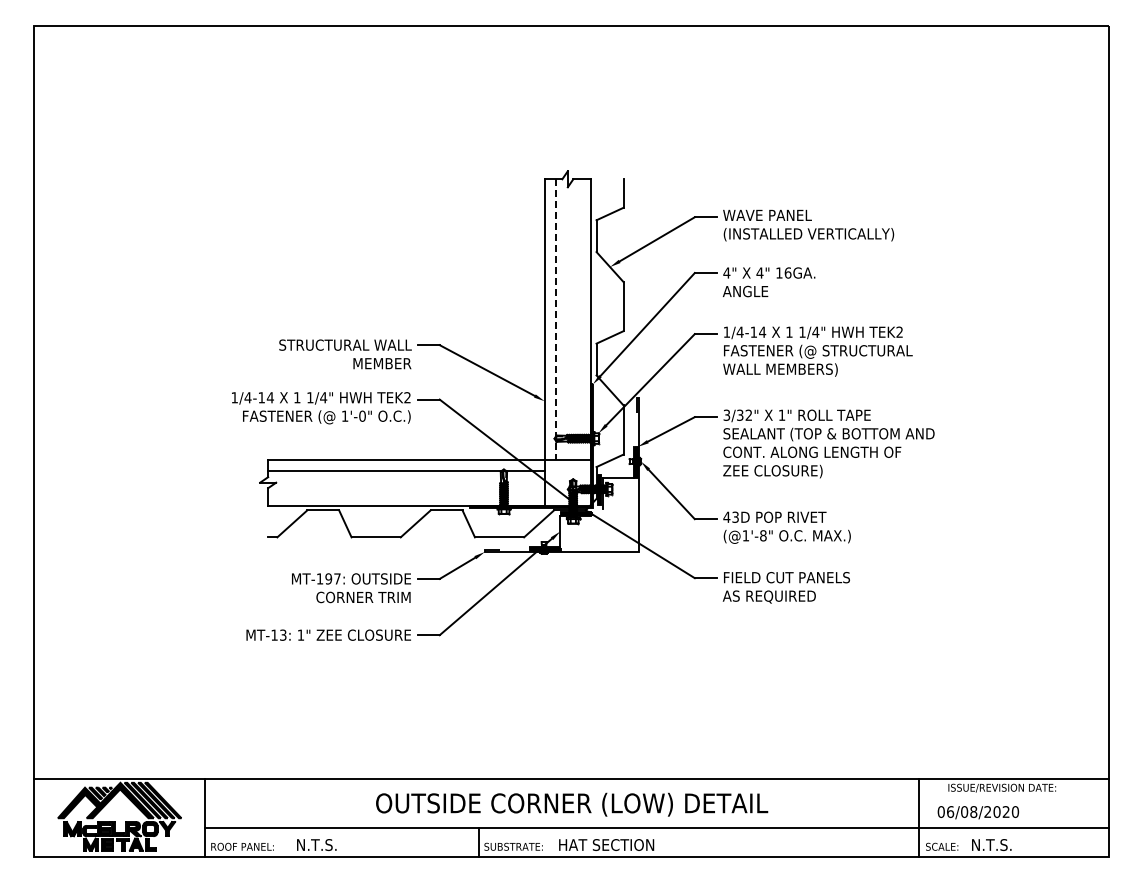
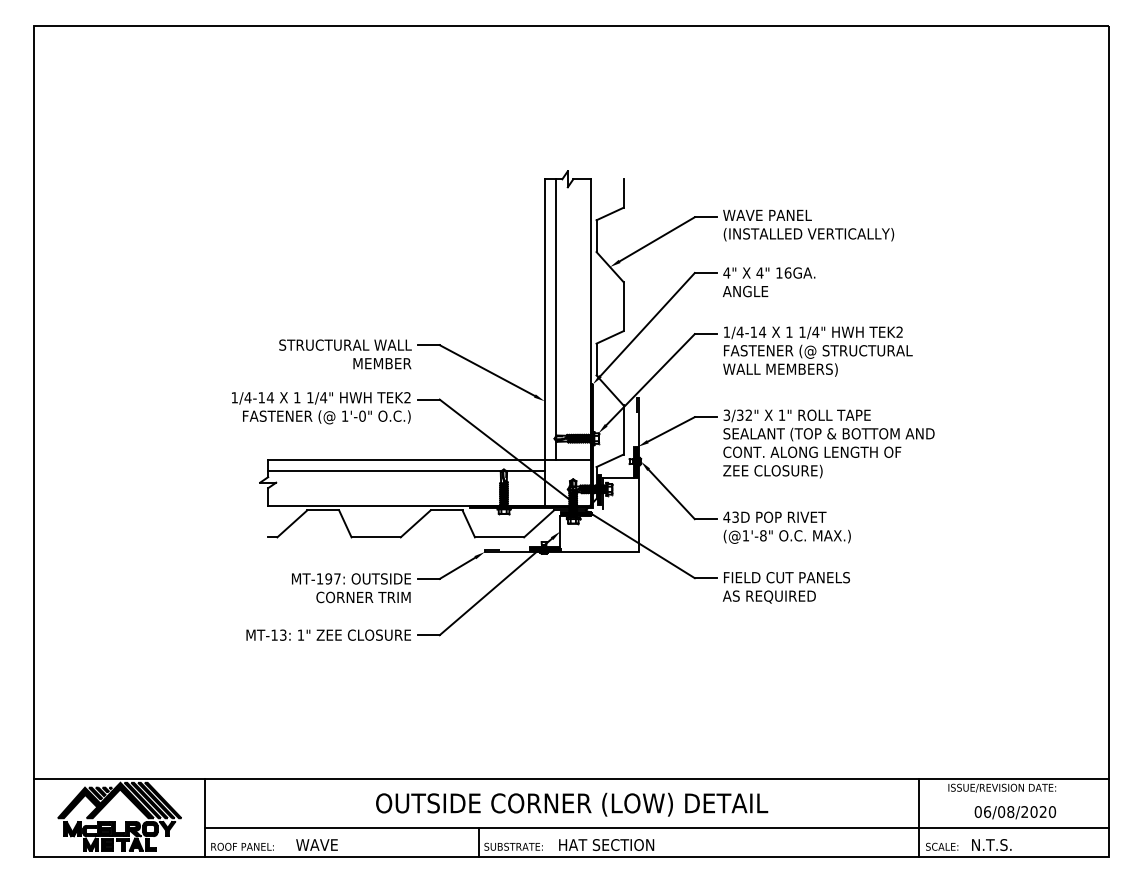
line: dashed -> solid (556, 319)
text position: (977, 812) -> (1014, 812) (1014, 812)
text: N.T.S. -> WAVE (316, 845)
